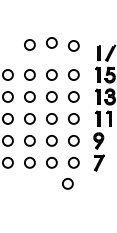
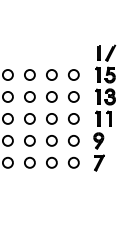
circle: present -> none (51, 42)
circle: present -> none (29, 44)
circle: present -> none (73, 45)
circle: present -> none (67, 183)
